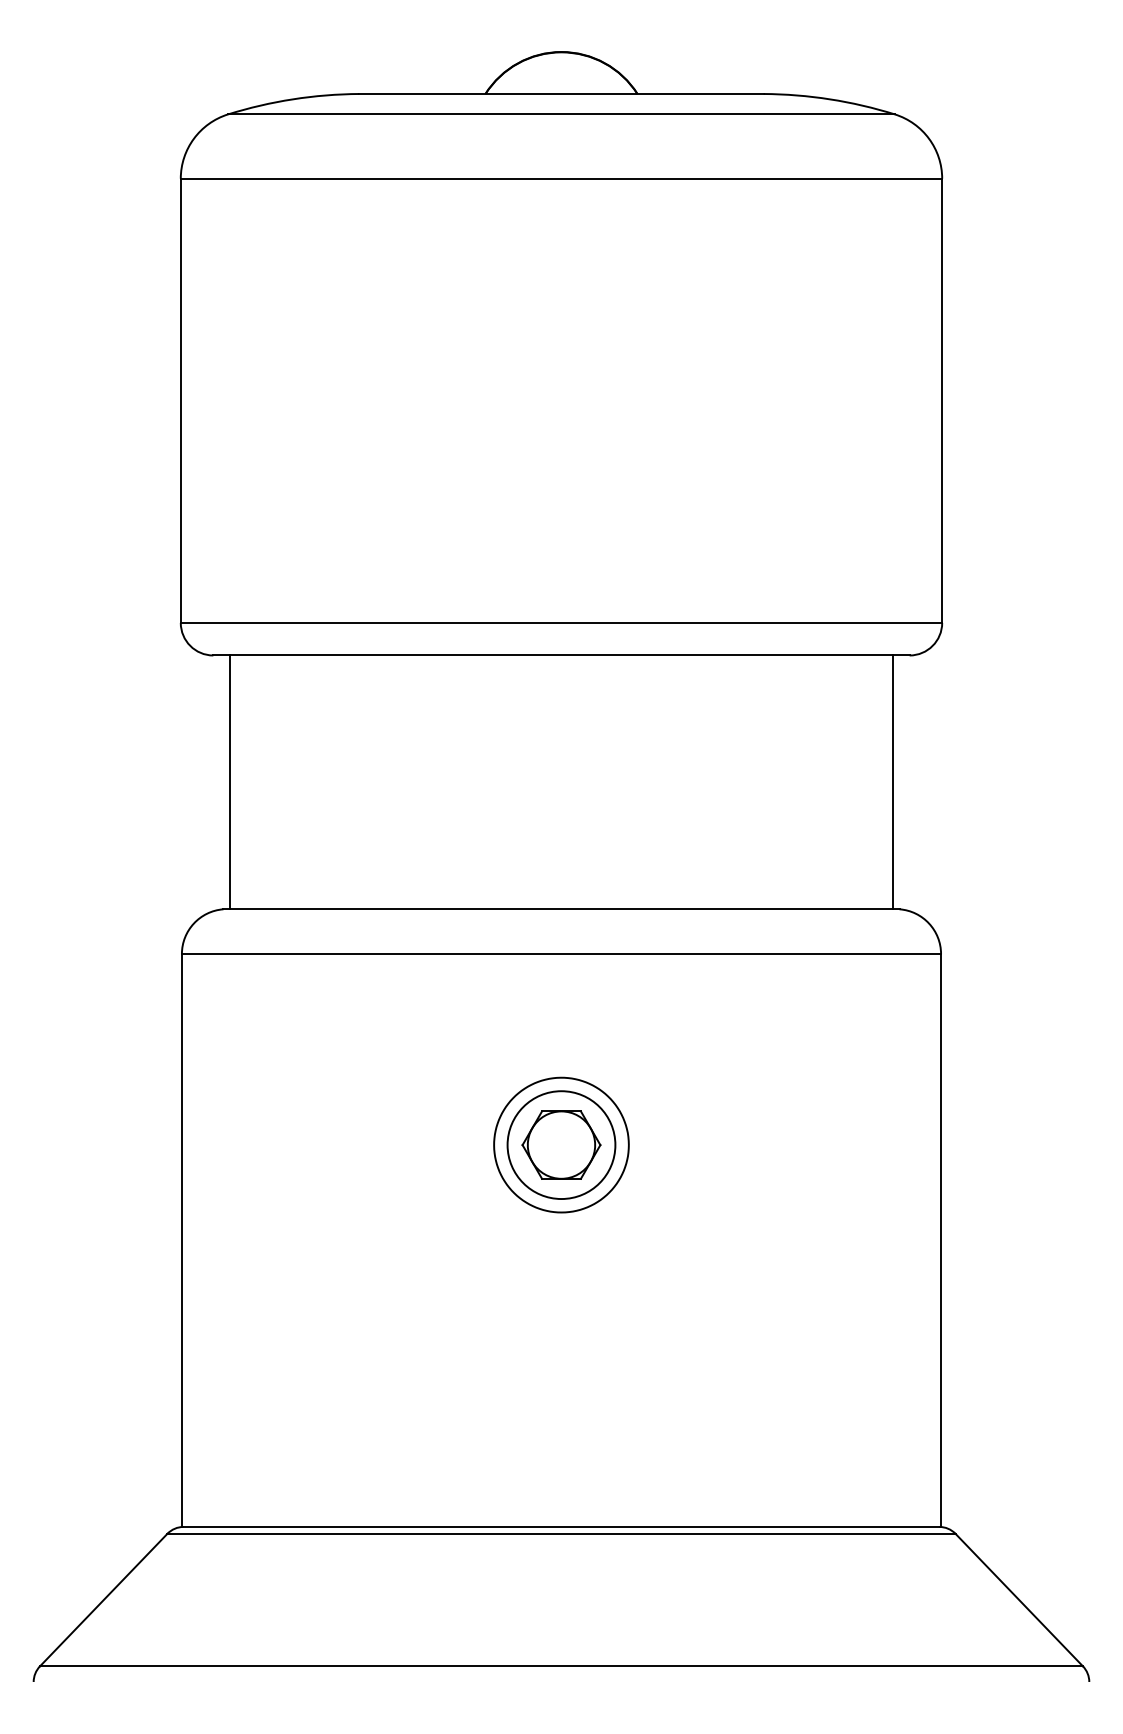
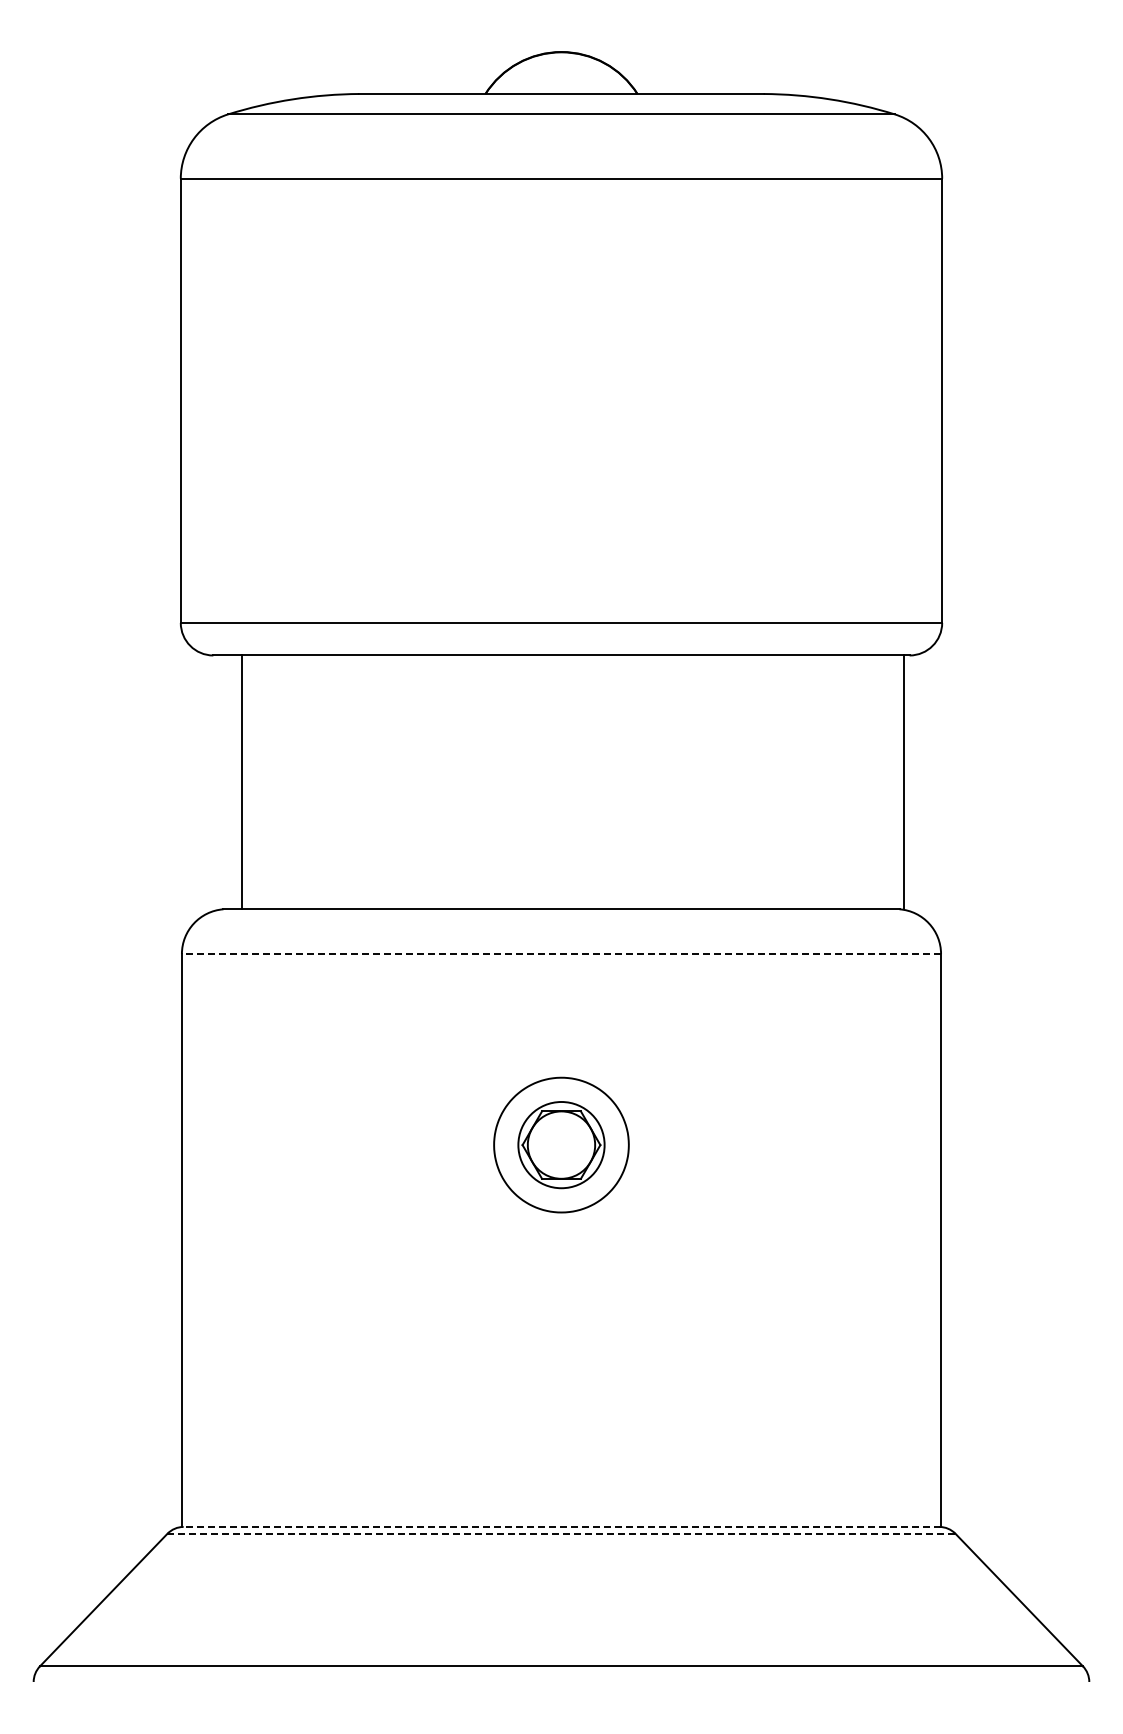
line position: (230, 782) -> (242, 782) (242, 782)
line position: (892, 782) -> (903, 782) (903, 782)
line: solid -> dashed (561, 954)
circle diameter: 108 px -> 86 px (561, 1145)
line: solid -> dashed (561, 1526)
line: solid -> dashed (561, 1533)
